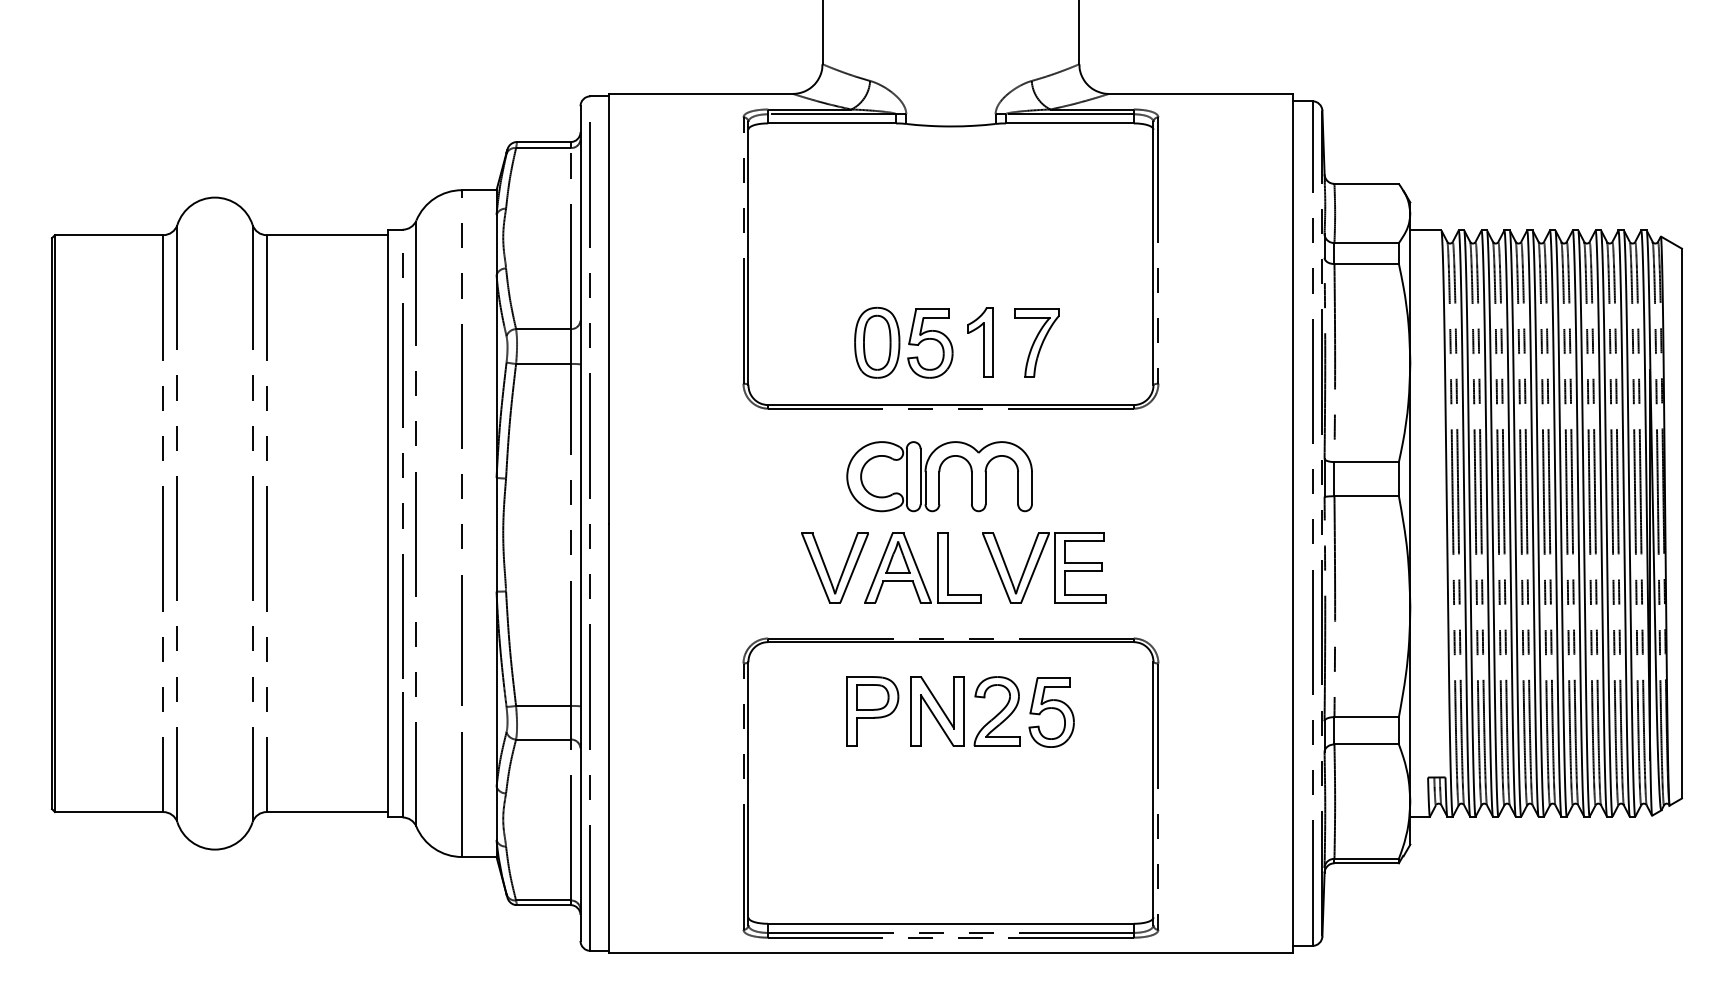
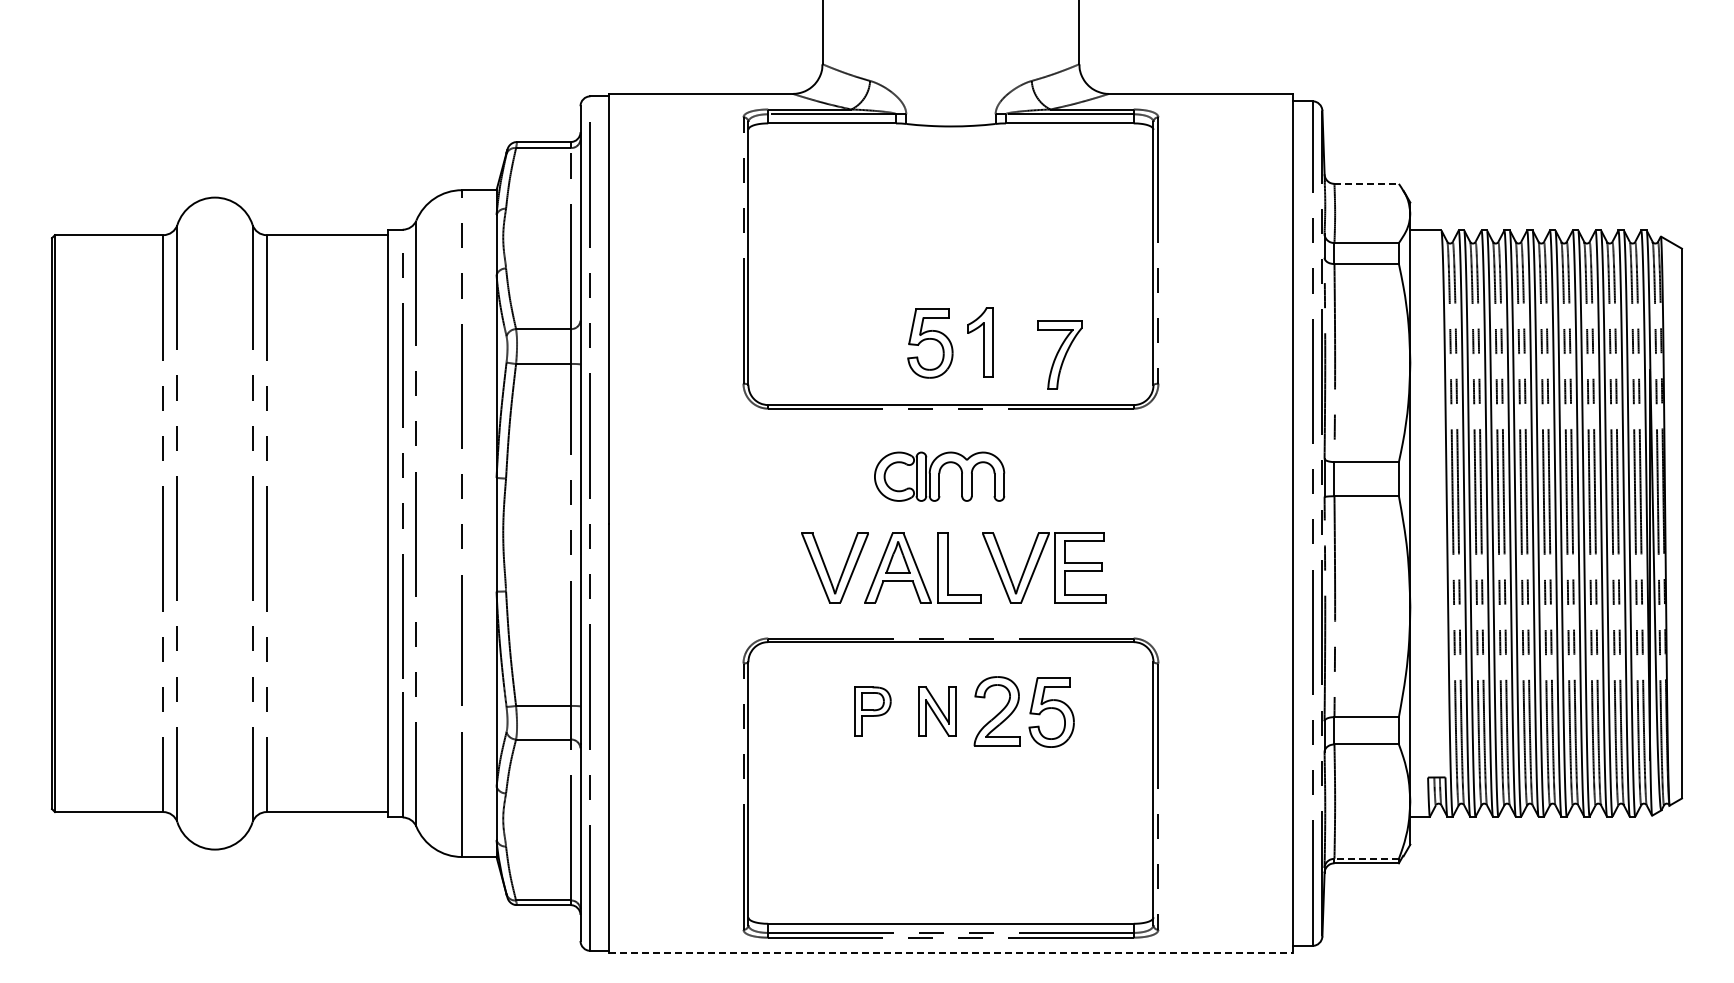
line: solid -> dashed (1367, 183)
part: present -> none (877, 342)
part position: (1036, 342) -> (1059, 354) (1059, 354)
part size: 187x72 px -> 132x51 px (939, 476)
part size: 54x71 px -> 38x51 px (872, 711)
part size: 55x71 px -> 39x51 px (937, 711)
line: solid -> dashed (1366, 858)
line: solid -> dashed (950, 953)
